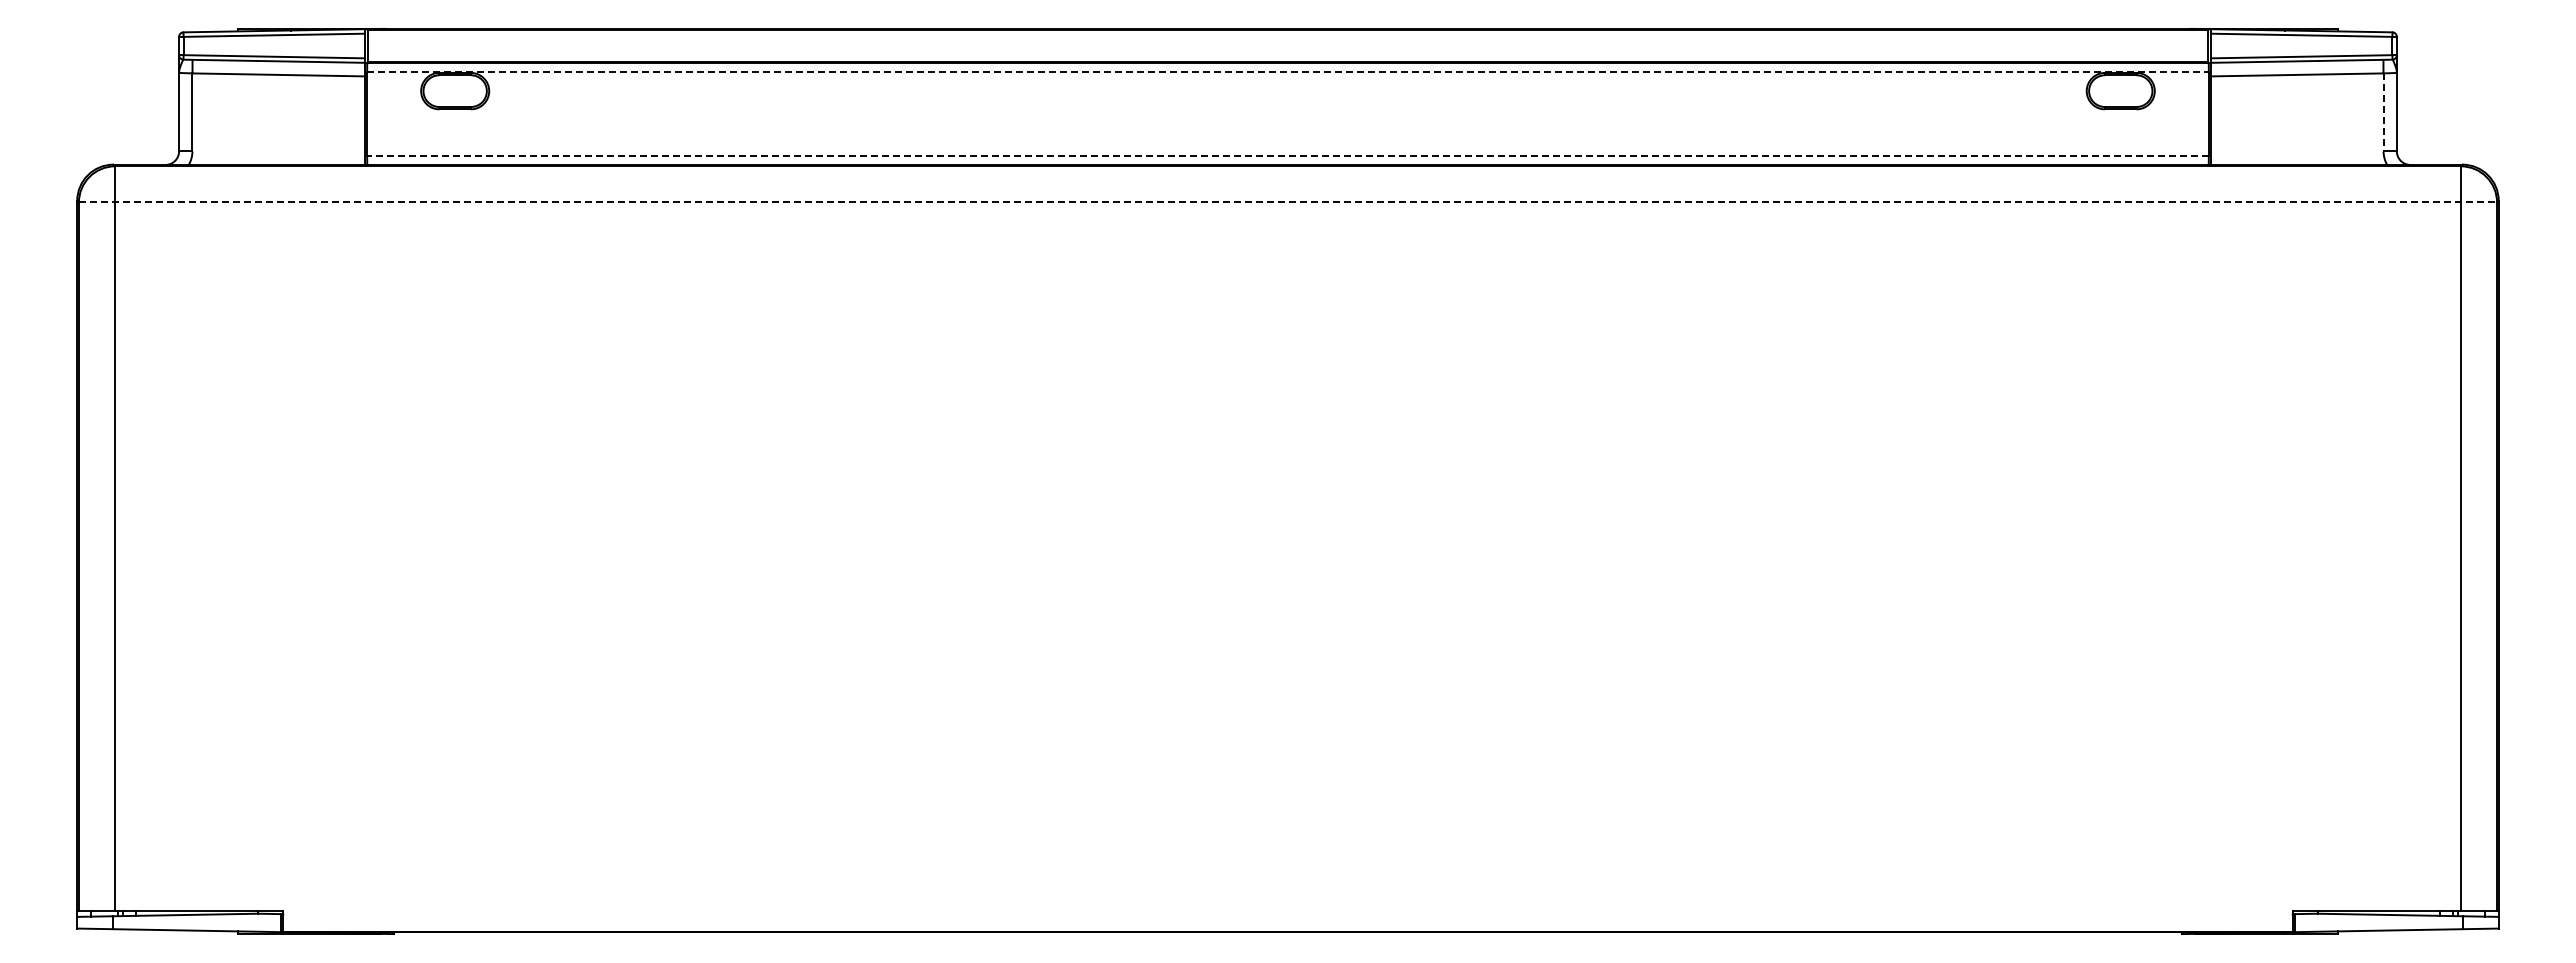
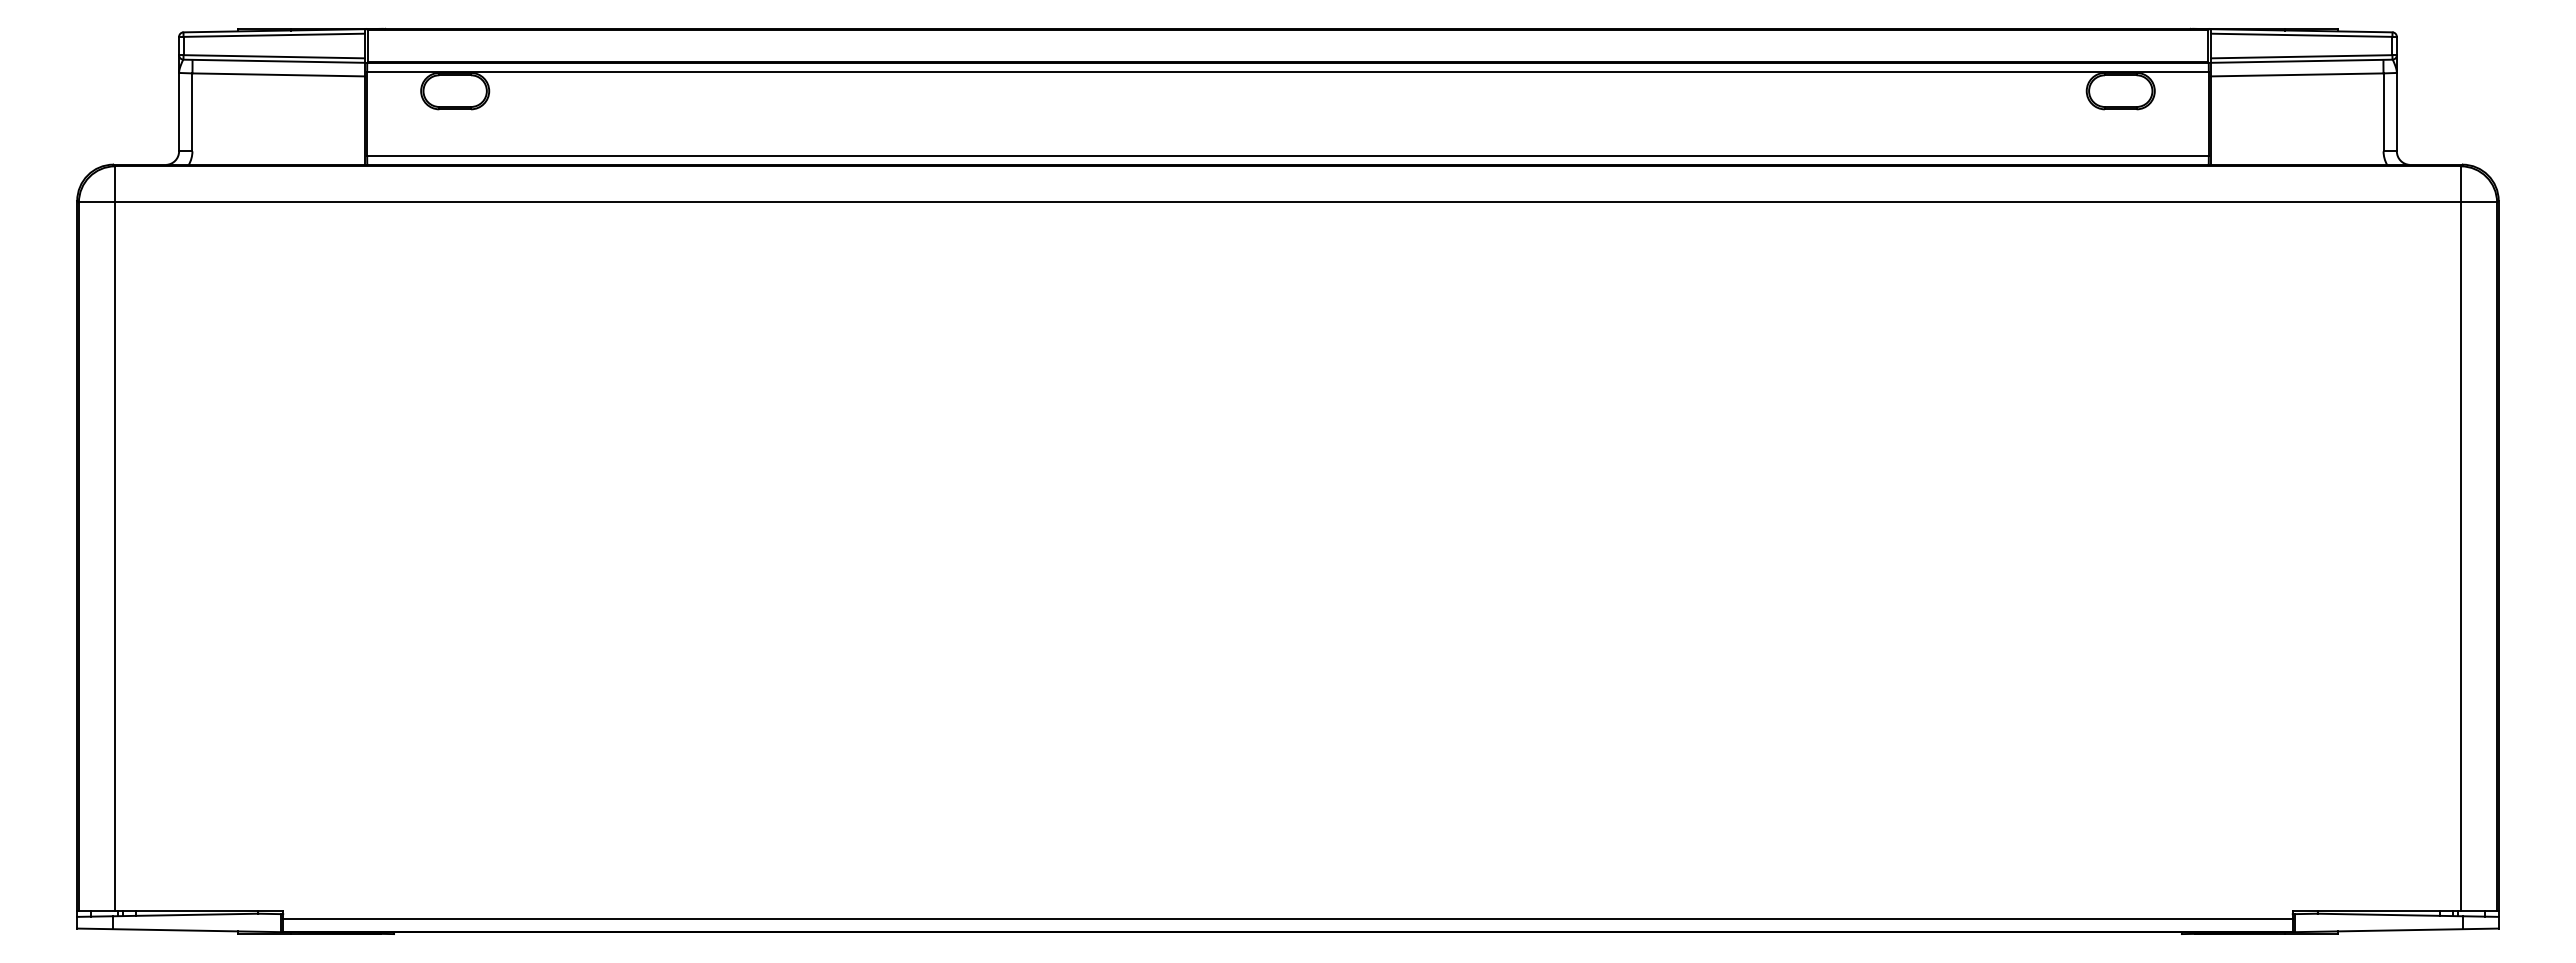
line: dashed -> solid (1288, 71)
line: dashed -> solid (2383, 112)
line: dashed -> solid (1288, 155)
line: dashed -> solid (1288, 202)
line: none -> present (1287, 918)
